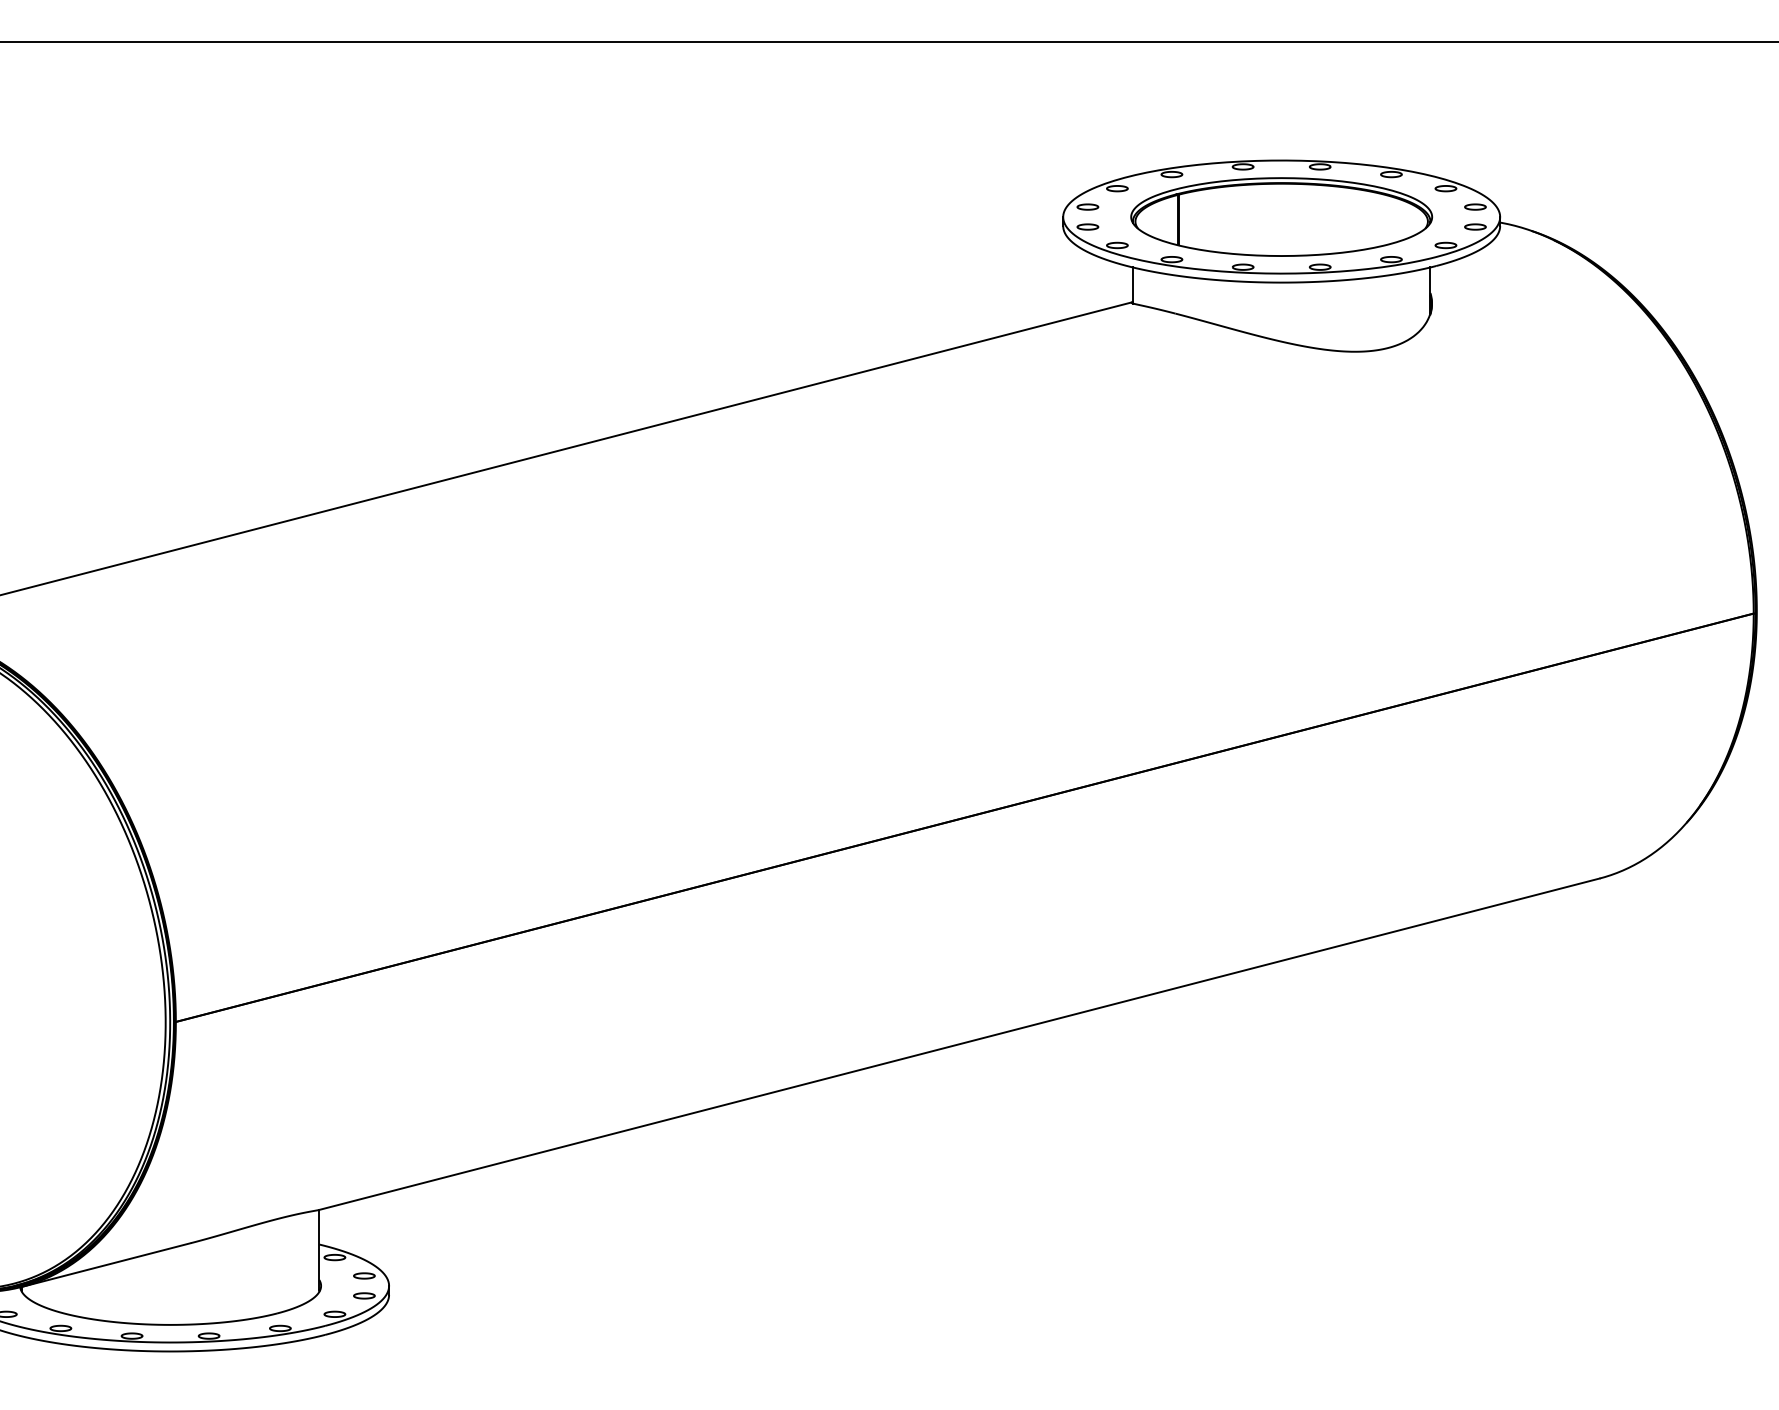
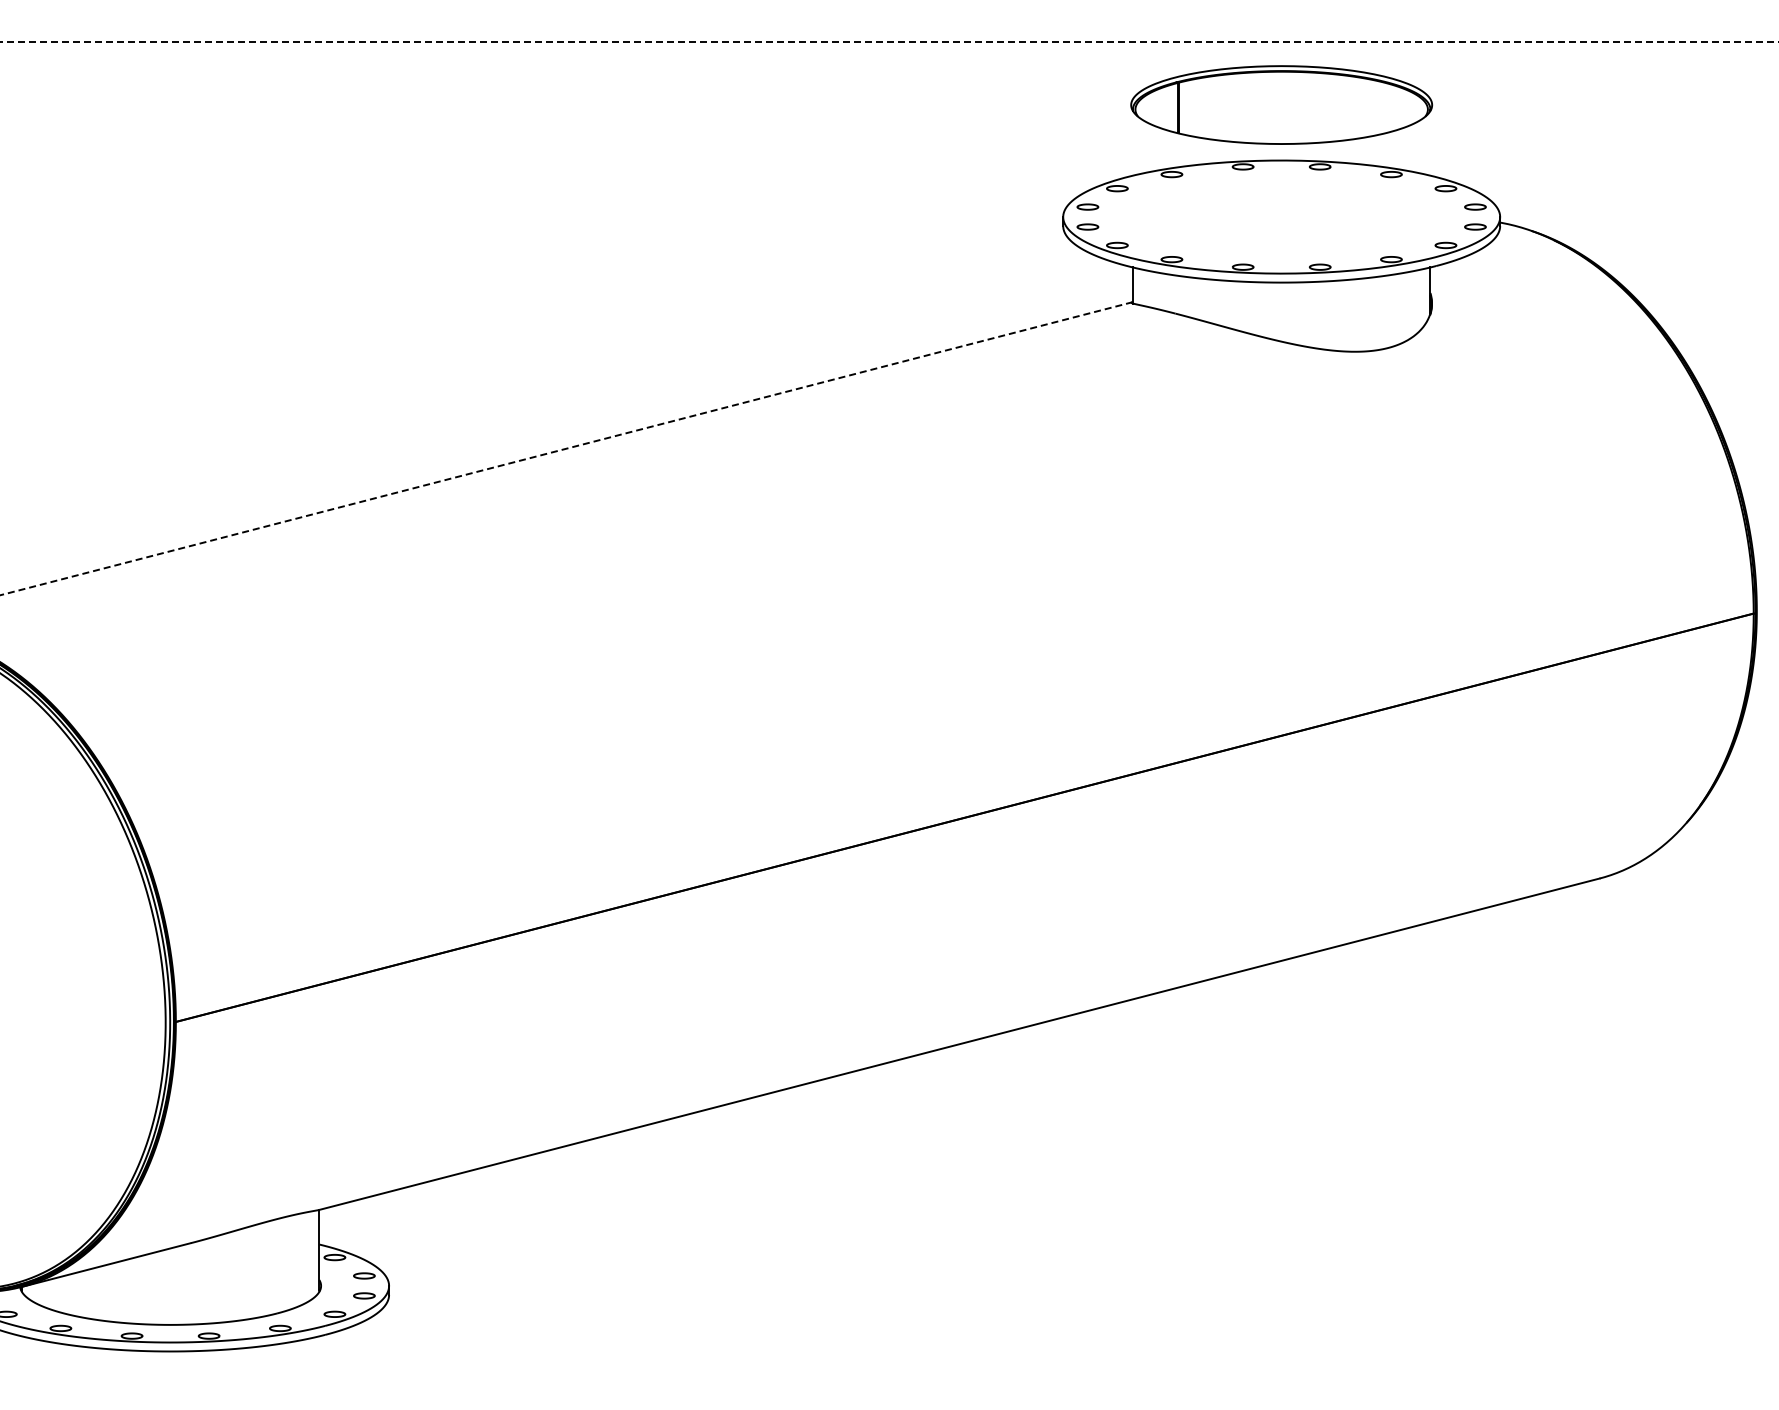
line: solid -> dashed (889, 42)
part position: (1281, 216) -> (1281, 104) (1281, 104)
line: solid -> dashed (566, 448)
